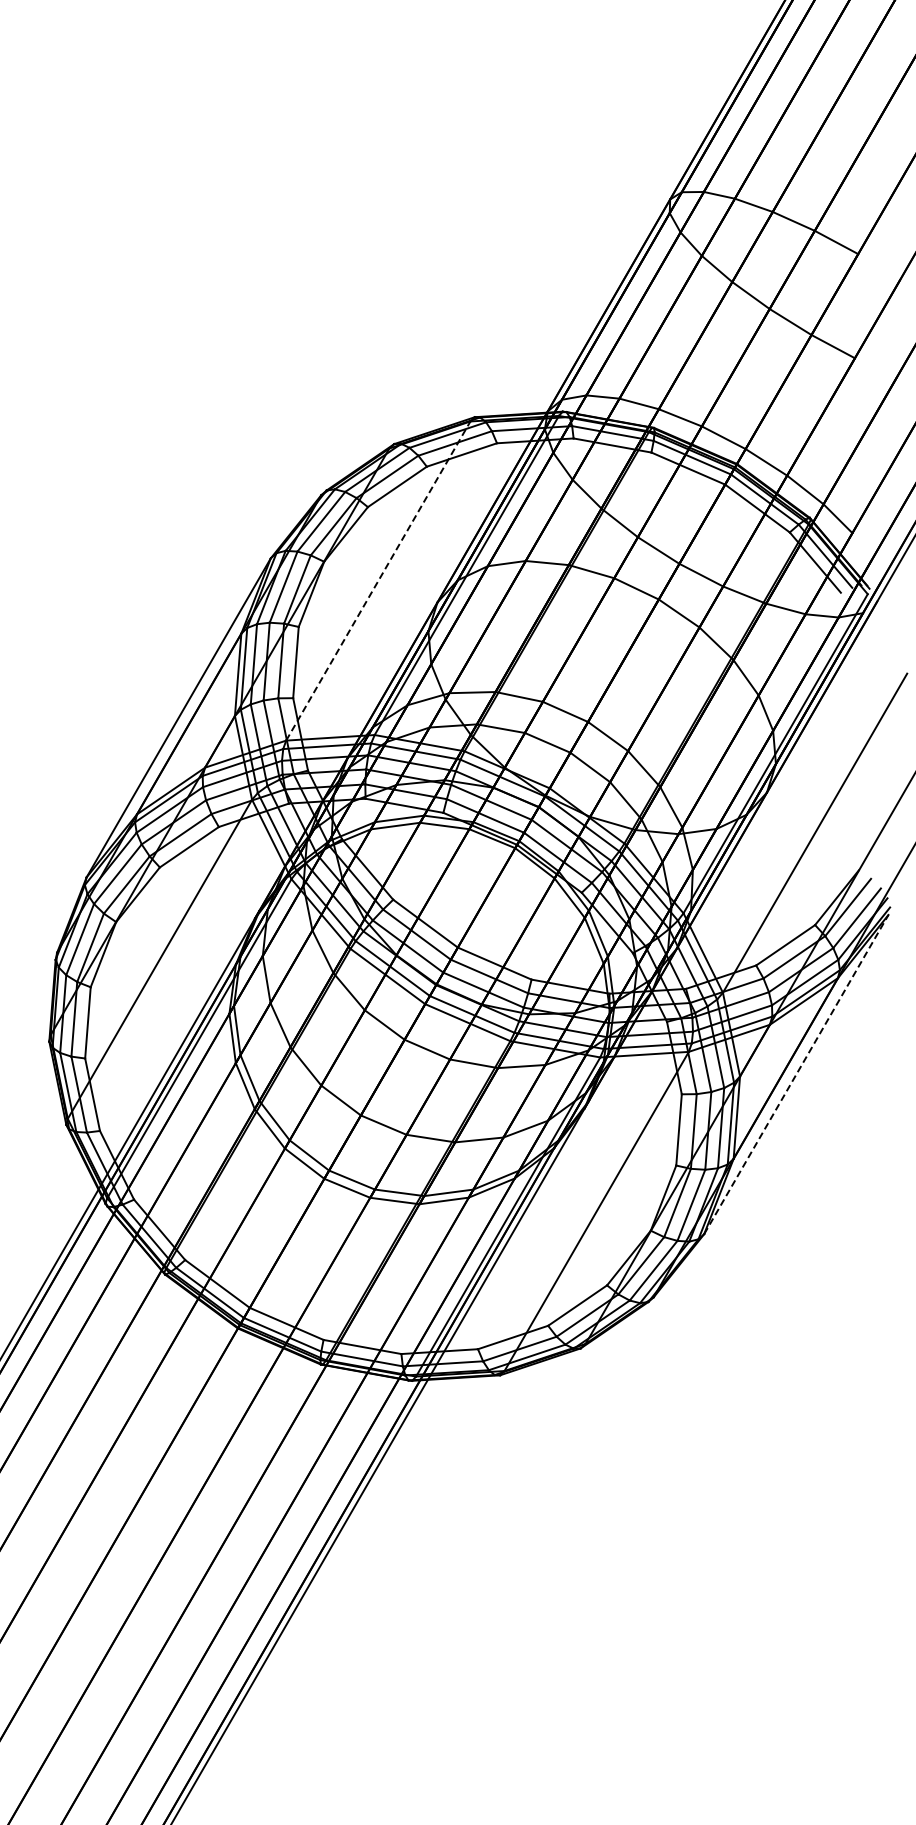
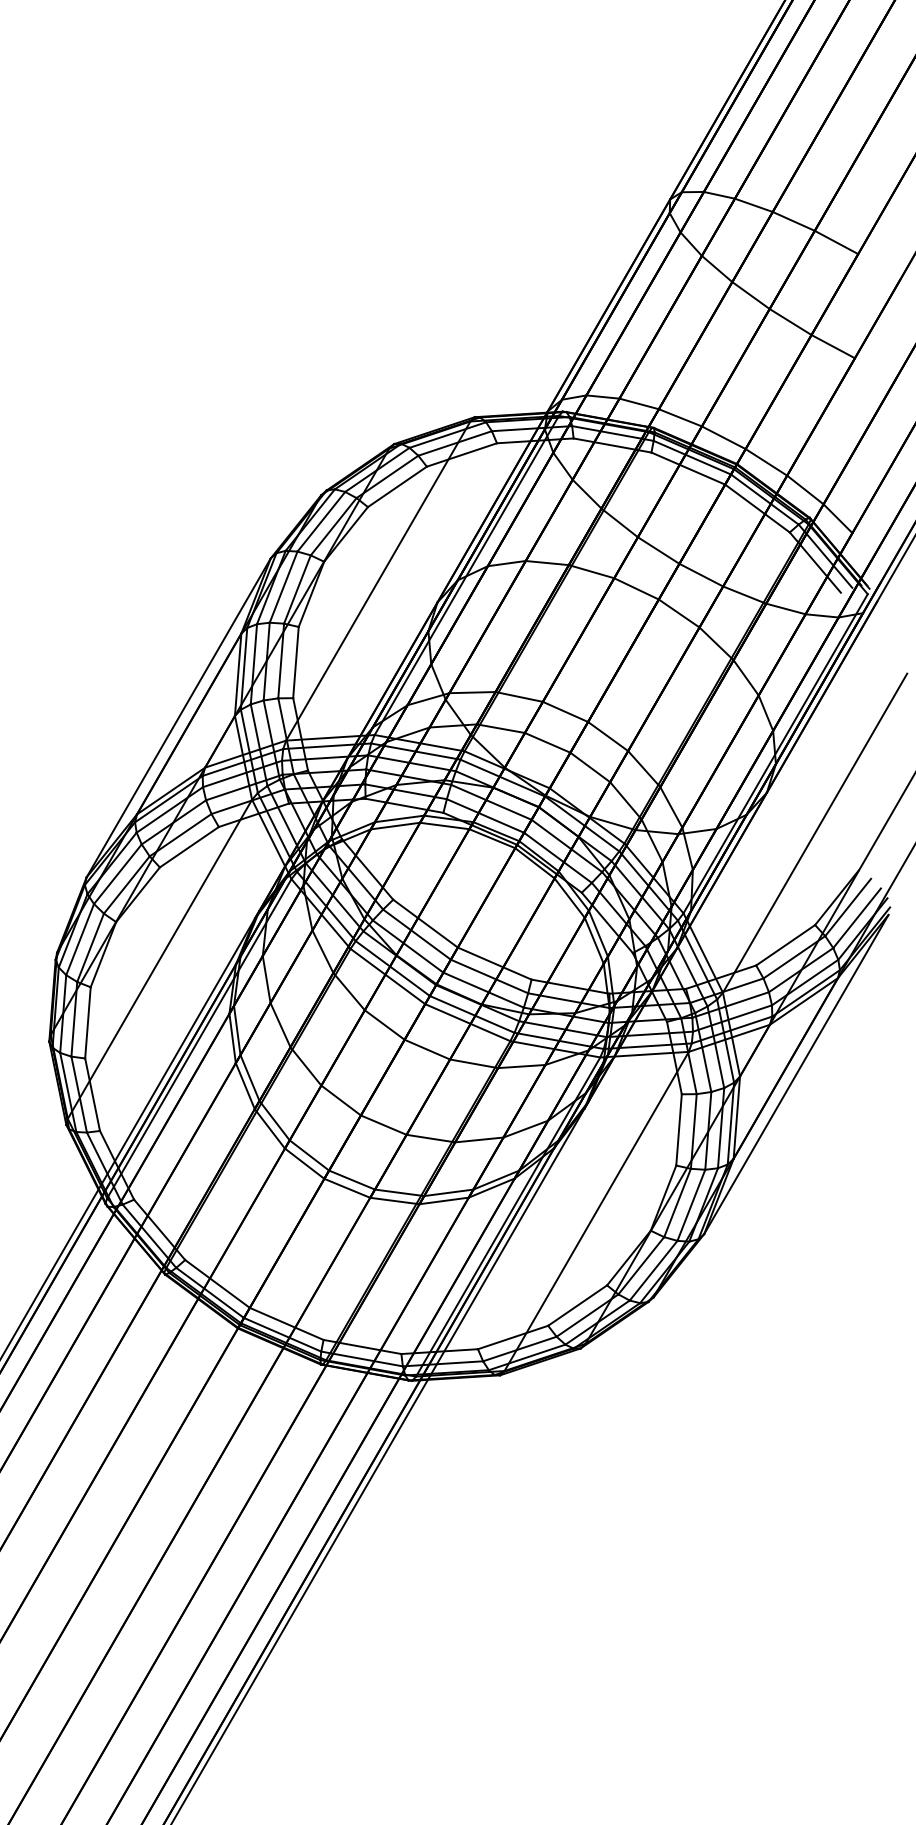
line: dashed -> solid (378, 580)
line: dashed -> solid (796, 1074)
